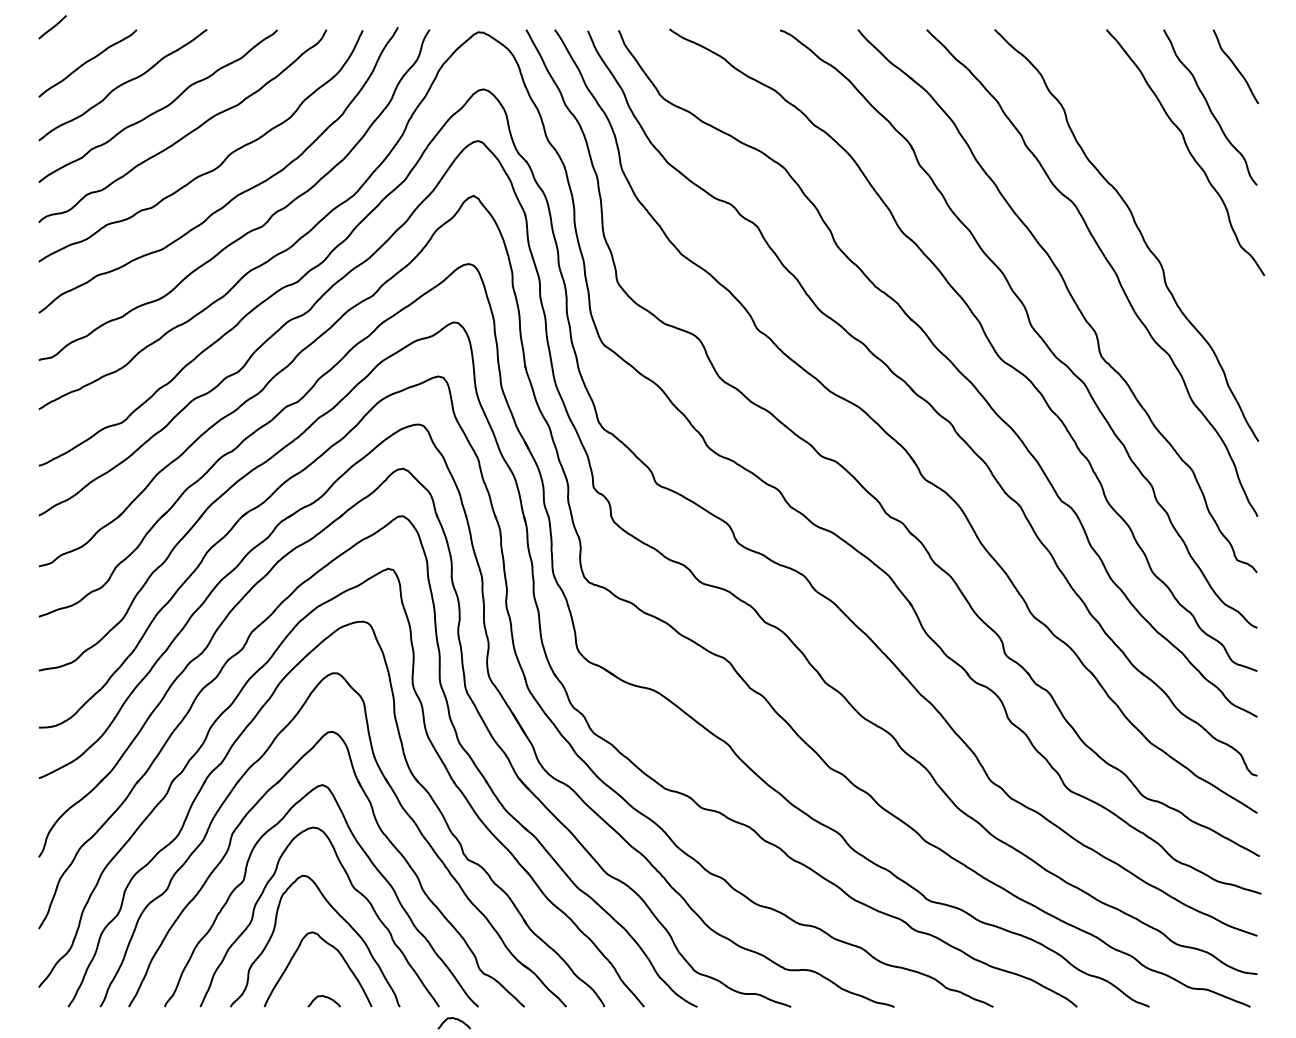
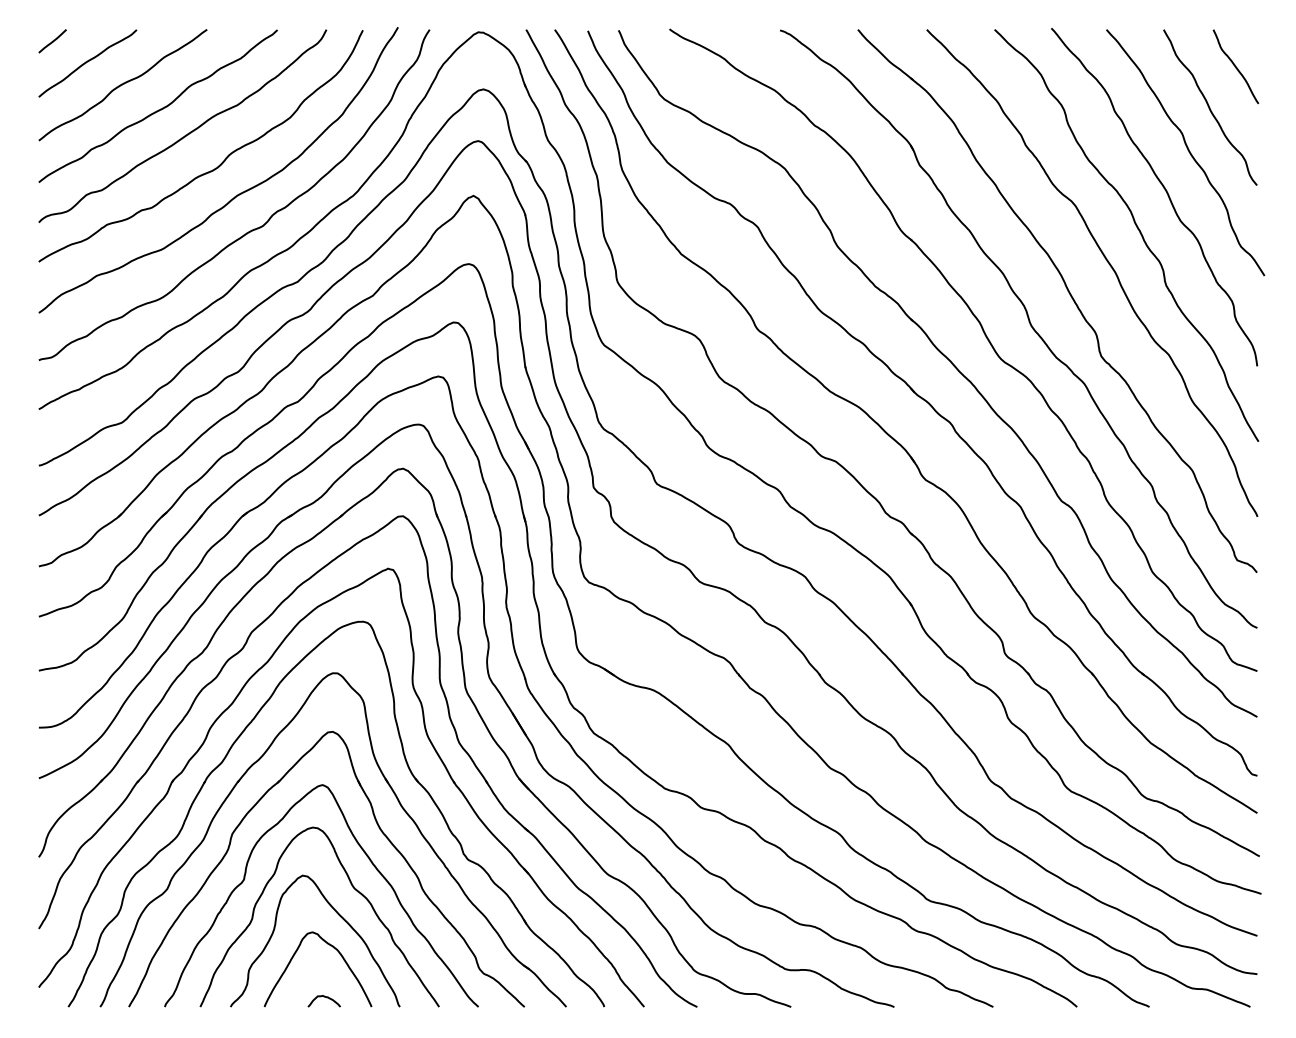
line position: (52, 27) -> (52, 41) (52, 41)
curve: none -> present (1165, 191)
curve: present -> none (453, 1019)
